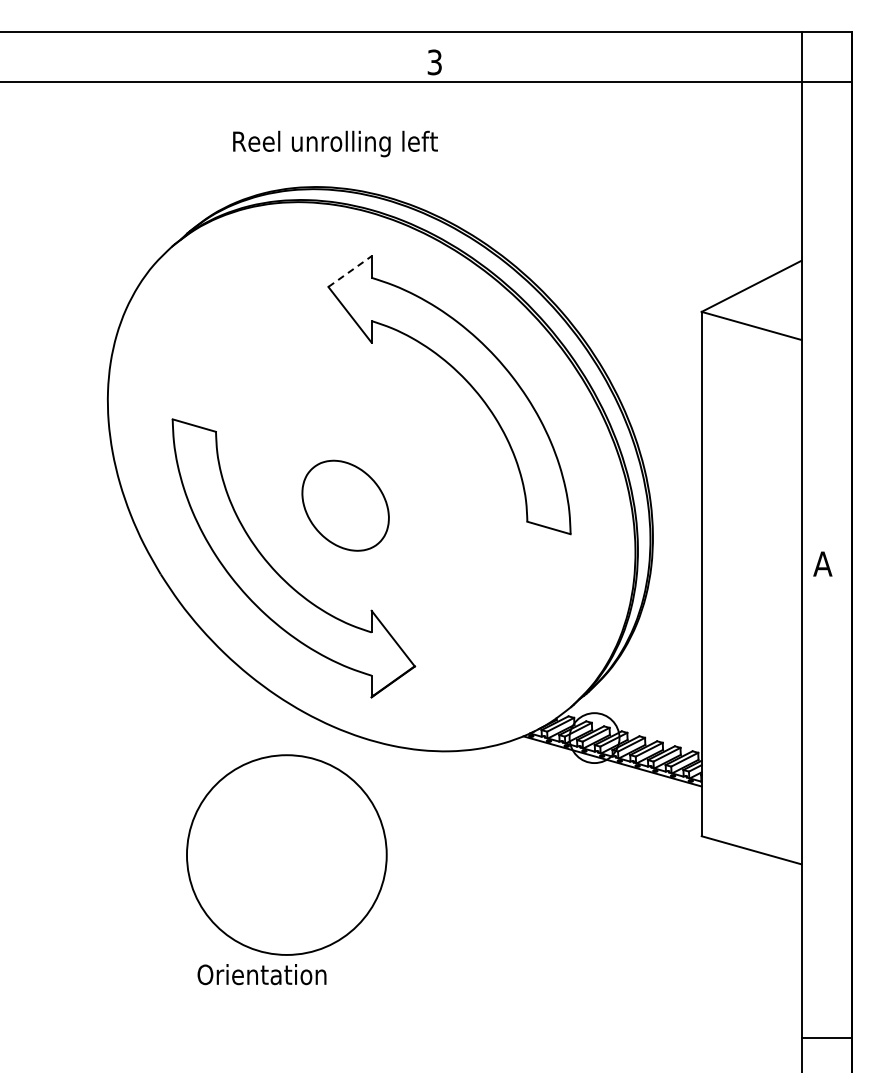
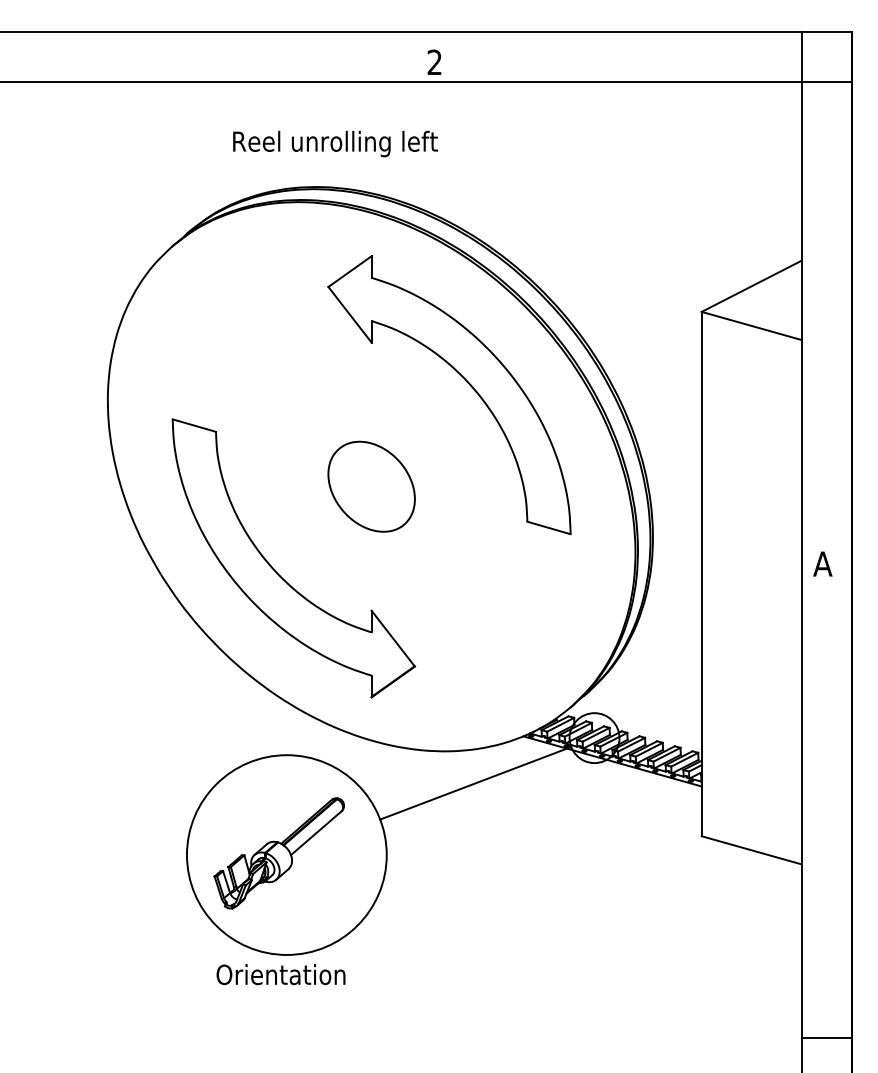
text: 3 -> 2 (434, 62)
line: dashed -> solid (350, 271)
part position: (345, 505) -> (371, 486) (371, 486)
line: none -> present (475, 783)
part: none -> present (278, 853)
text position: (261, 974) -> (280, 974) (280, 974)
